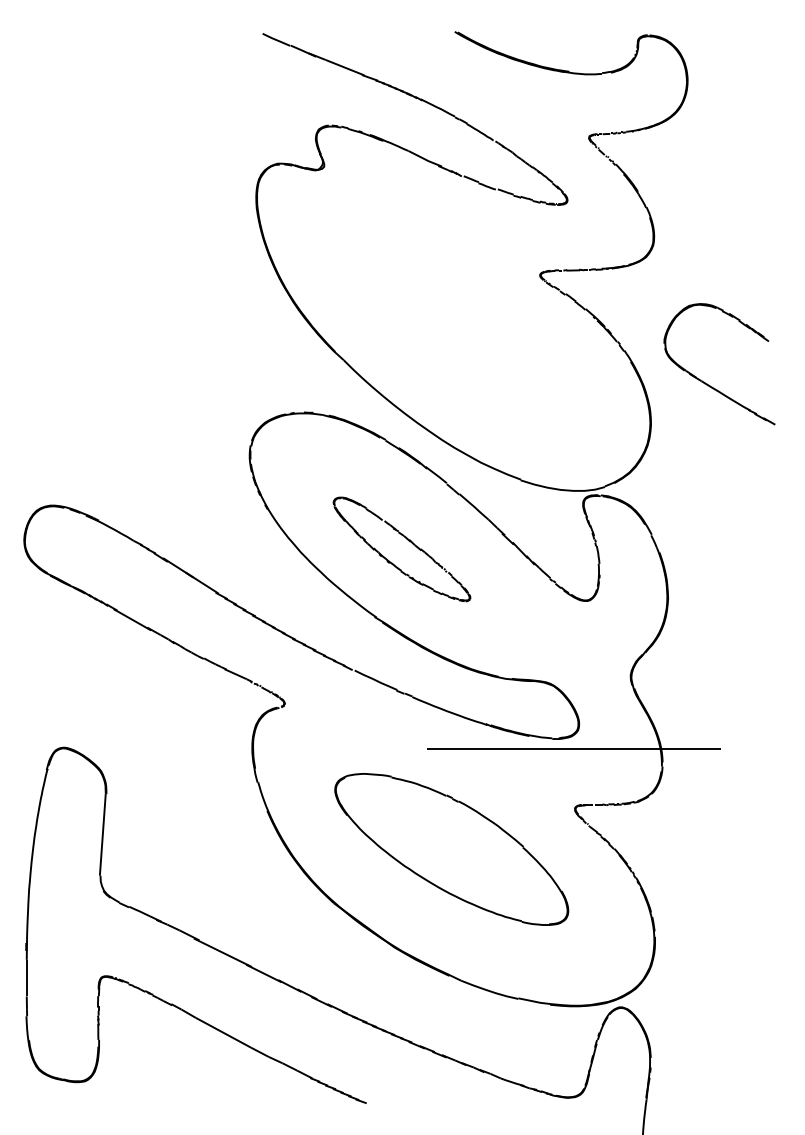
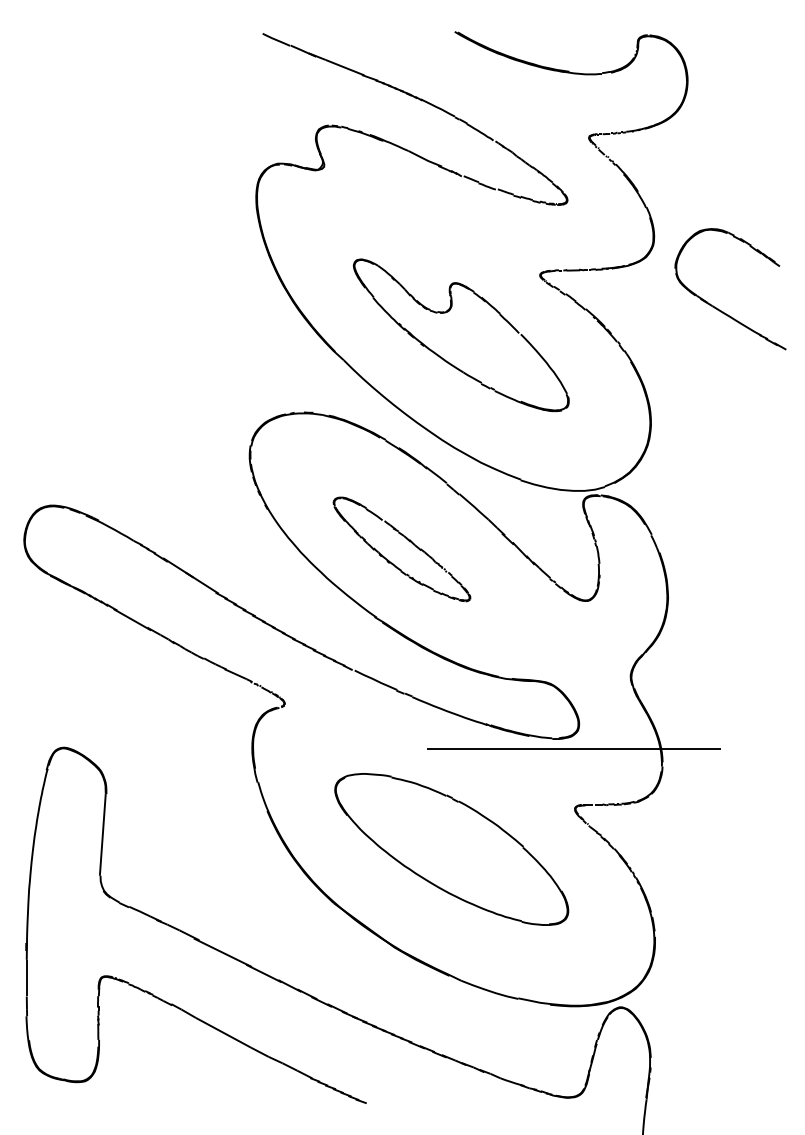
part: none -> present (460, 334)
part position: (707, 383) -> (718, 308) (718, 308)
